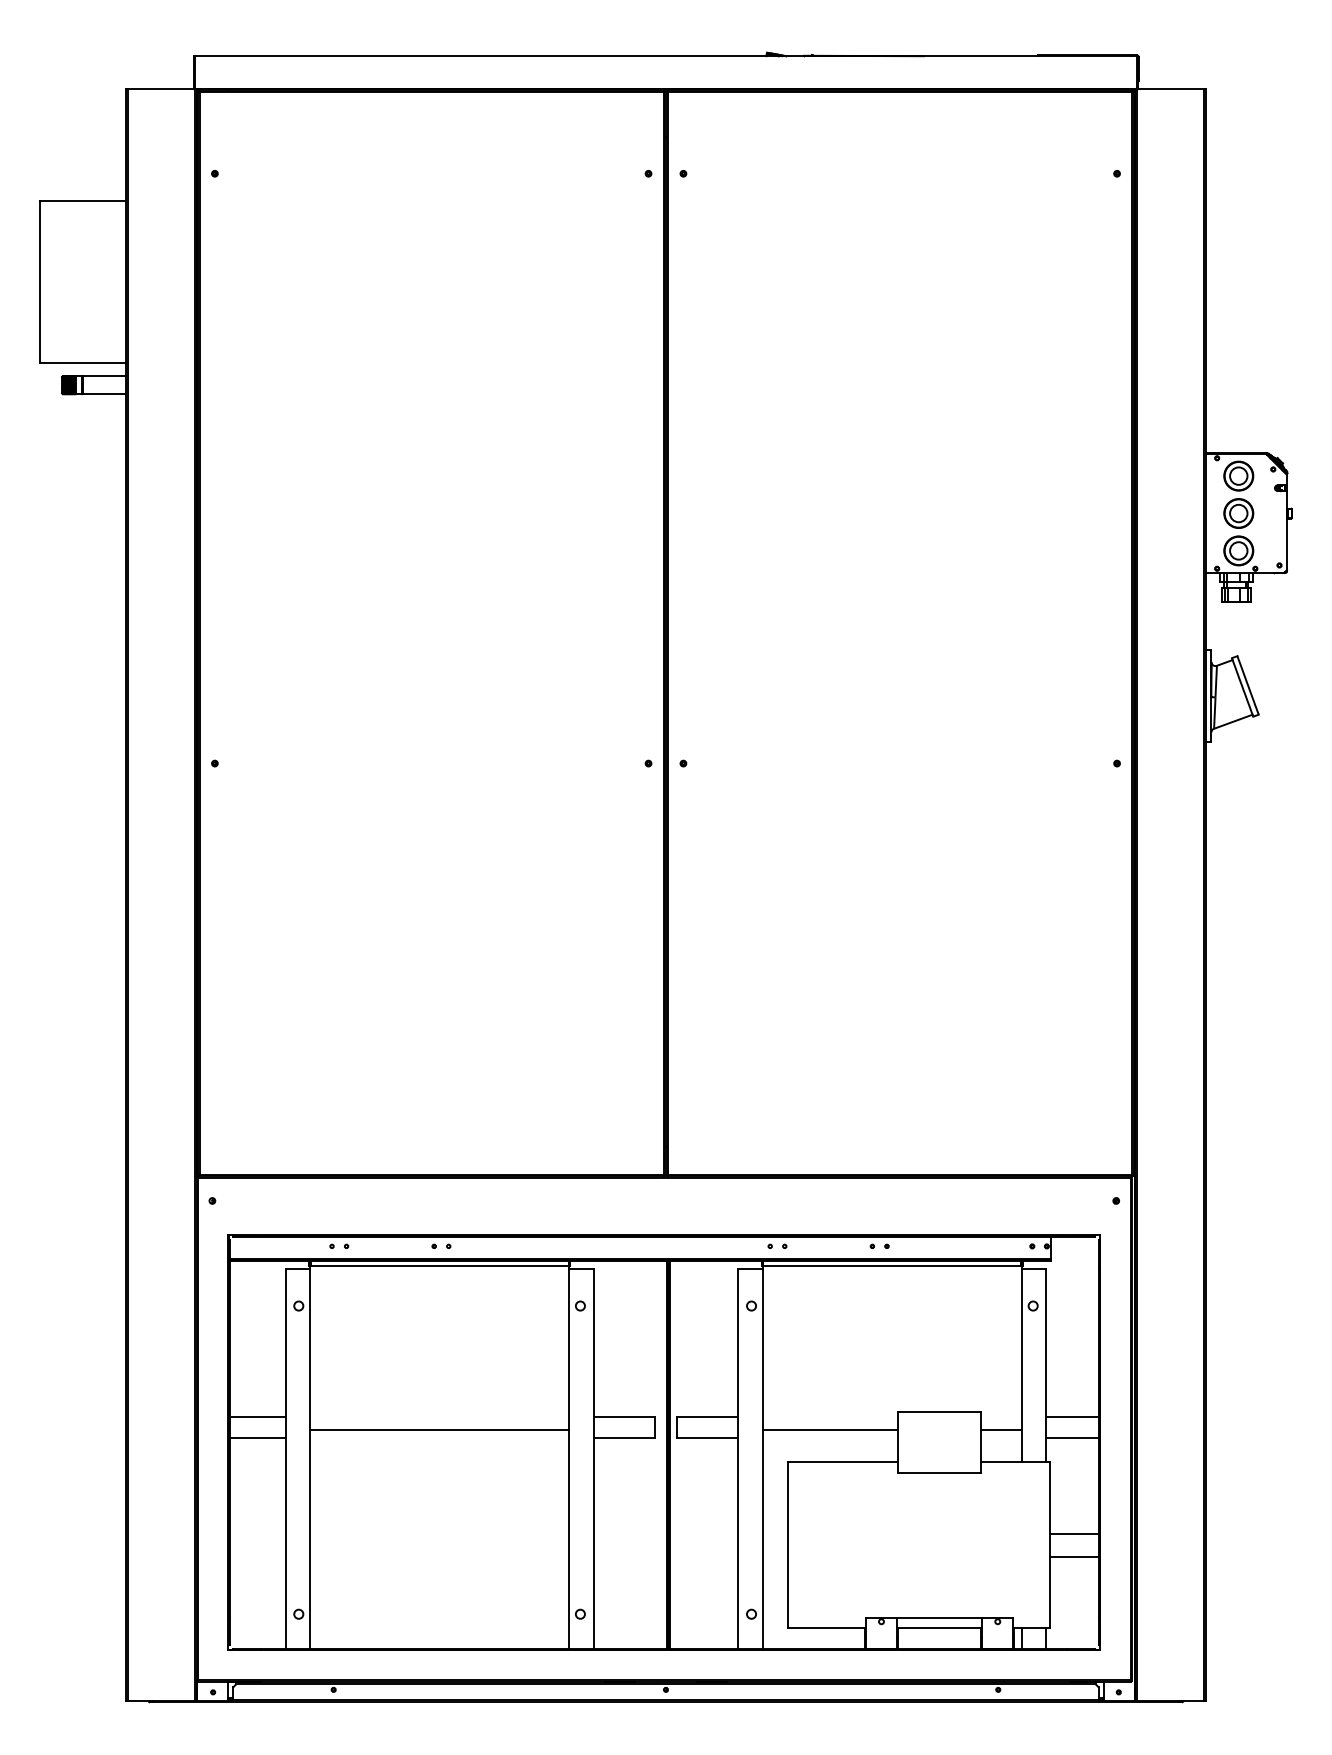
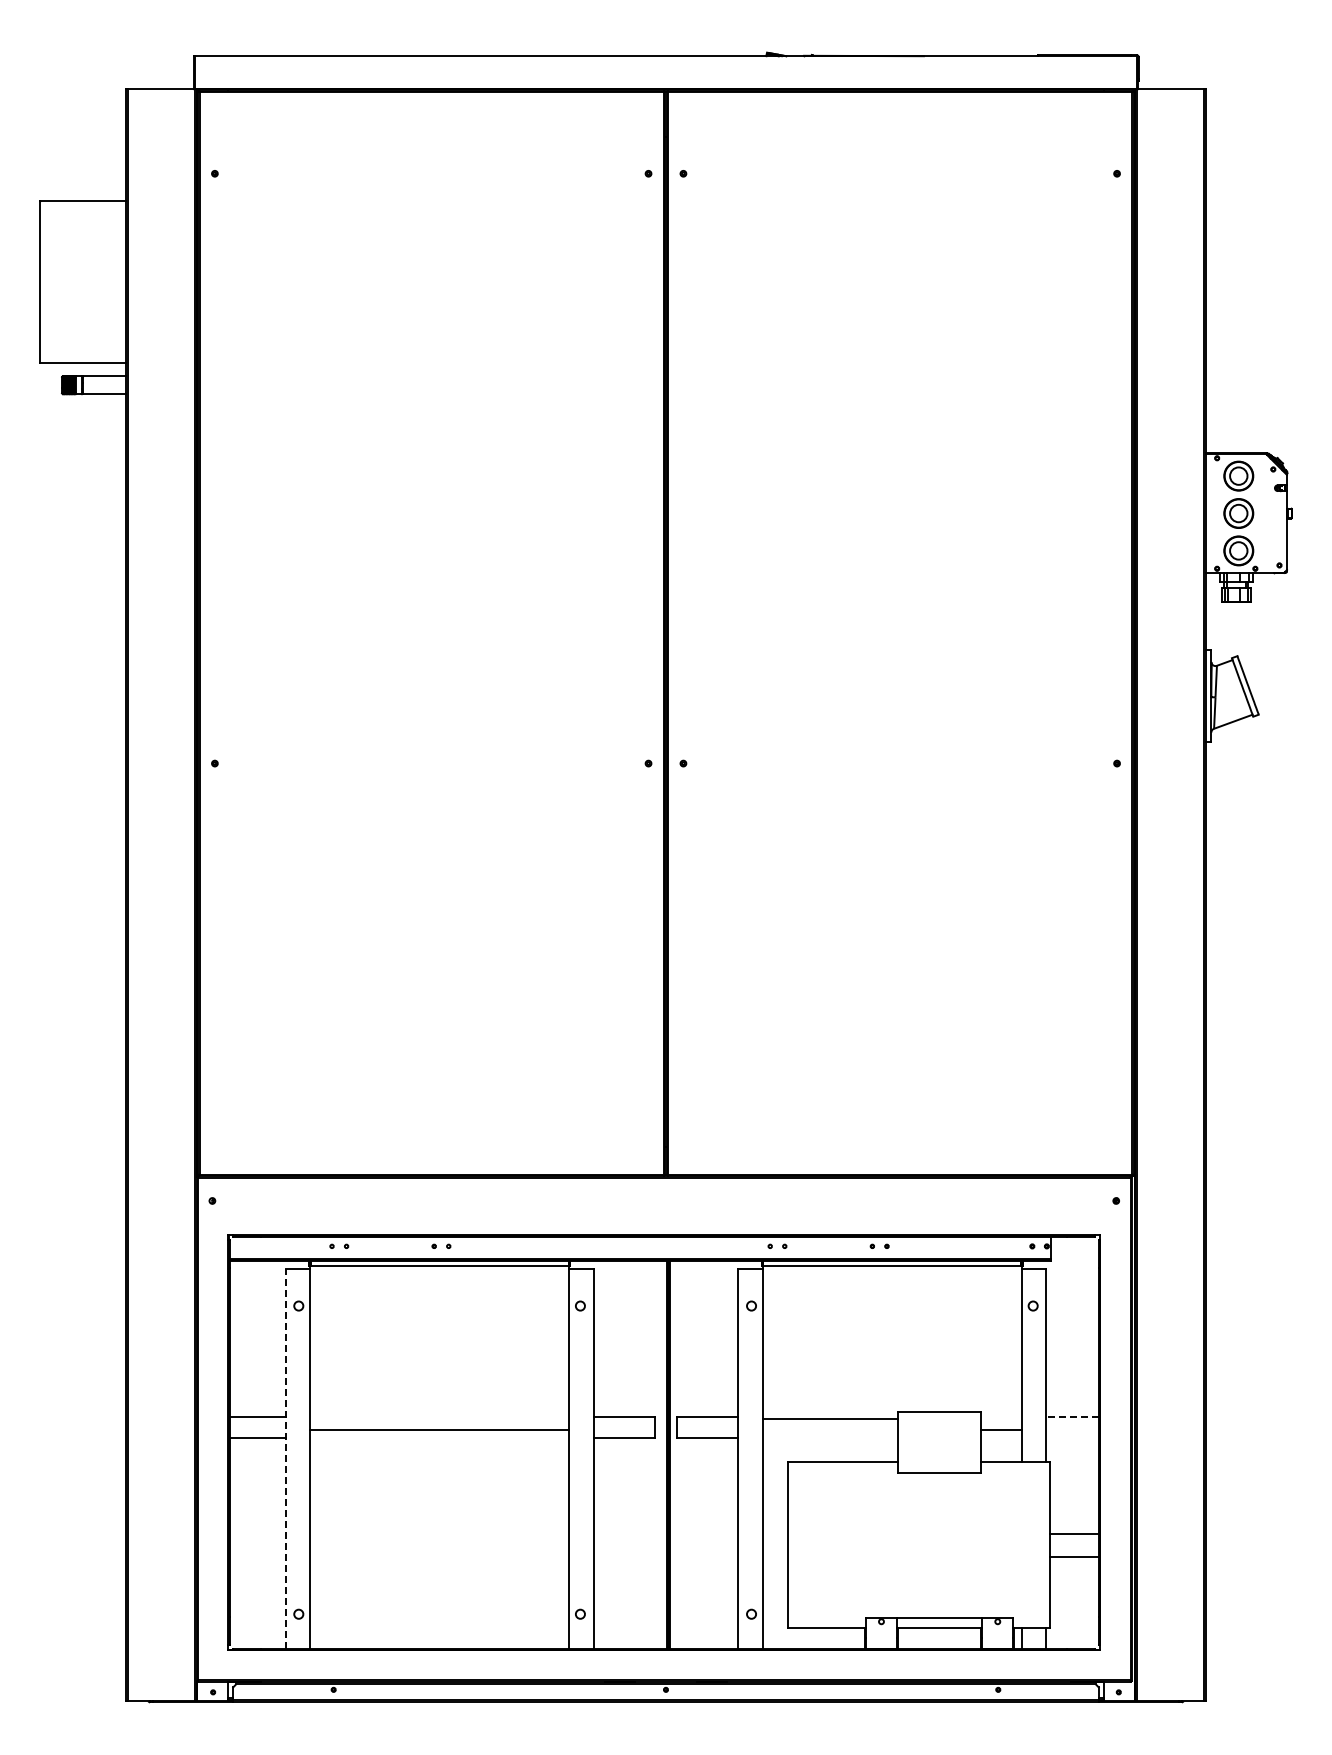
line: solid -> dashed (1072, 1416)
line position: (830, 1429) -> (830, 1418) (830, 1418)
line: present -> none (1072, 1437)
line: solid -> dashed (285, 1458)
